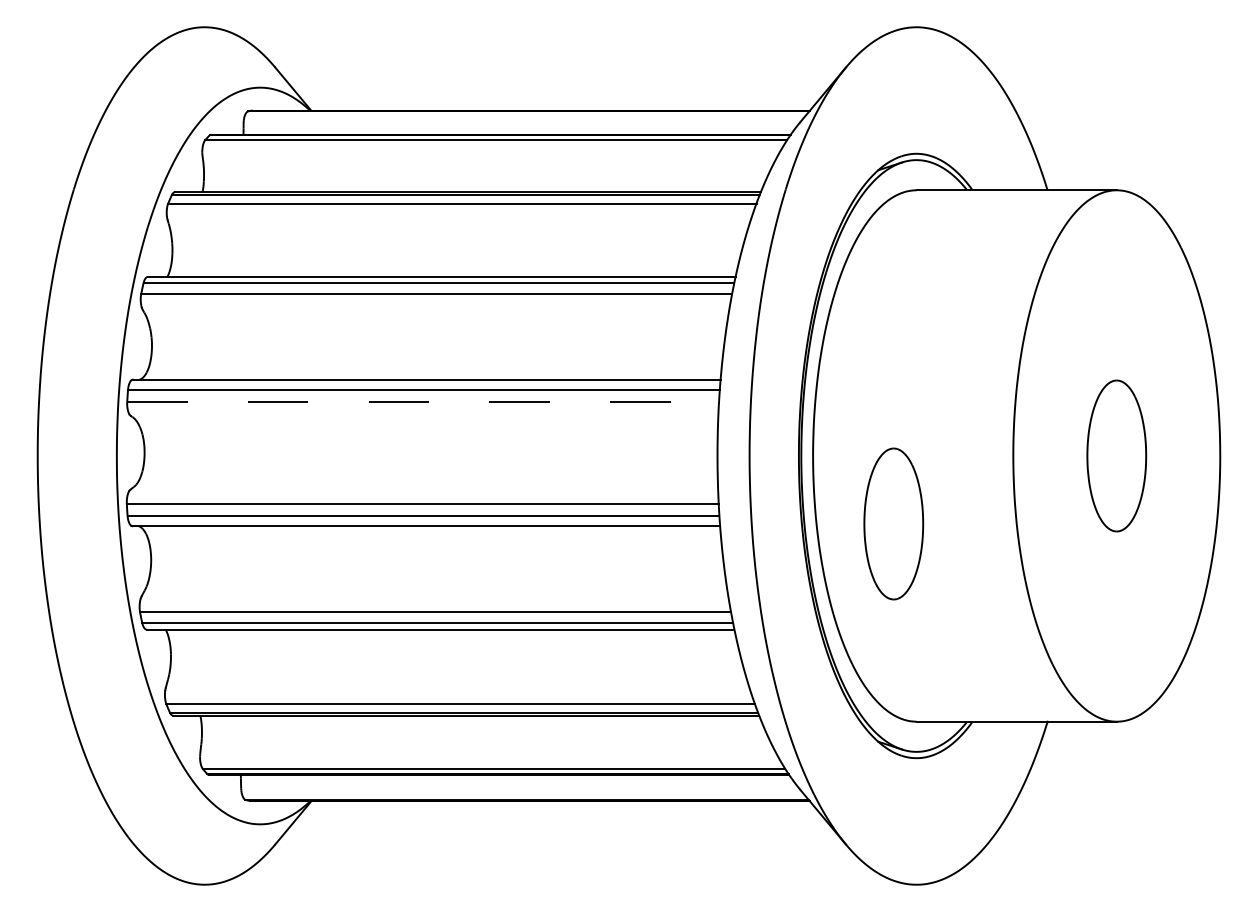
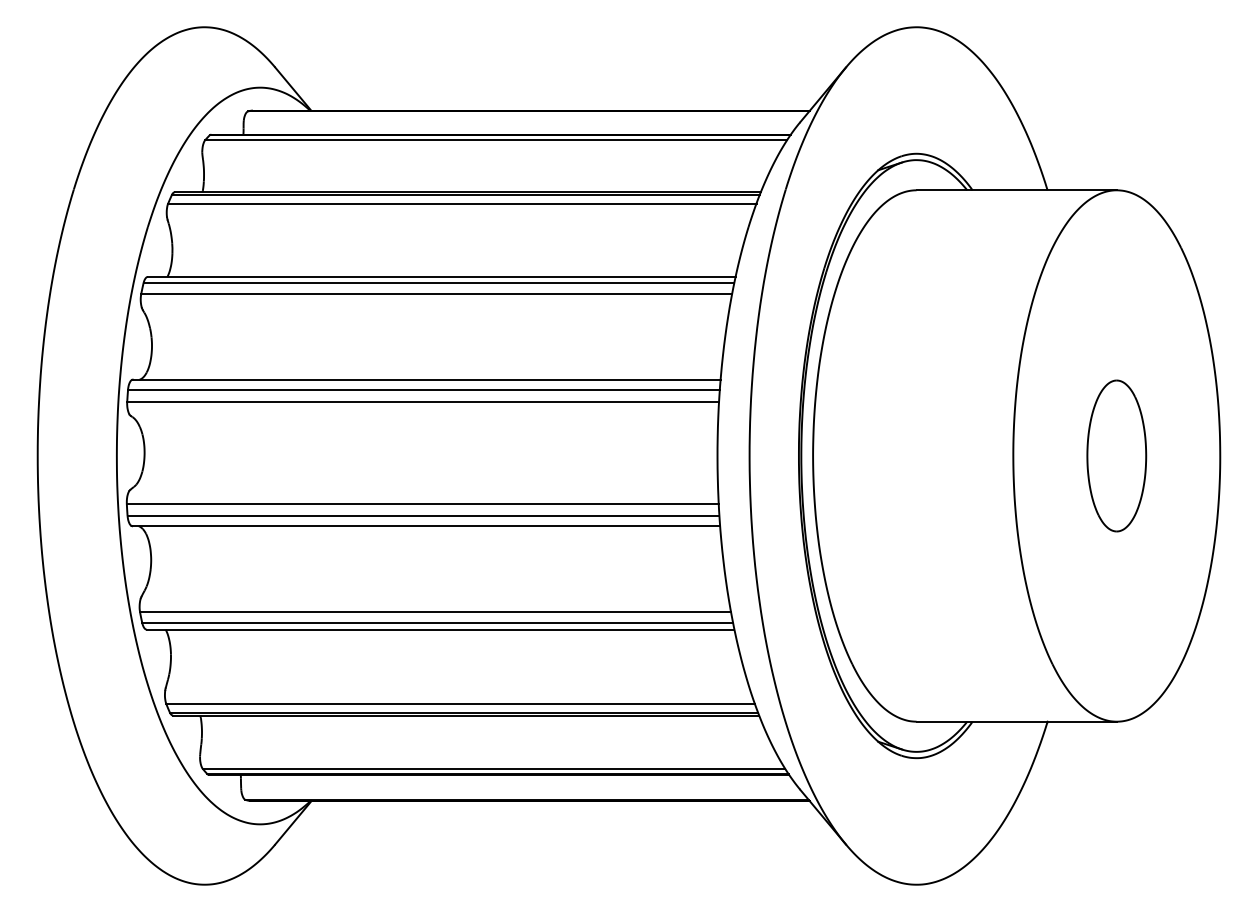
line: dashed -> solid (423, 402)
part: present -> none (893, 523)
